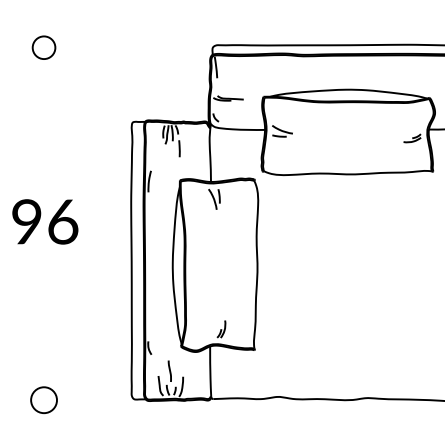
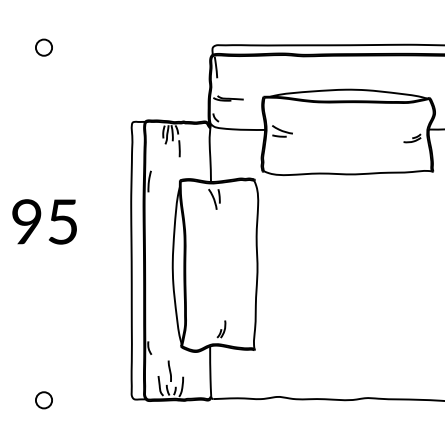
circle size: 26x25 px -> 18x19 px (43, 47)
text: 96 -> 95 (63, 221)
circle size: 28x28 px -> 18x19 px (43, 400)
